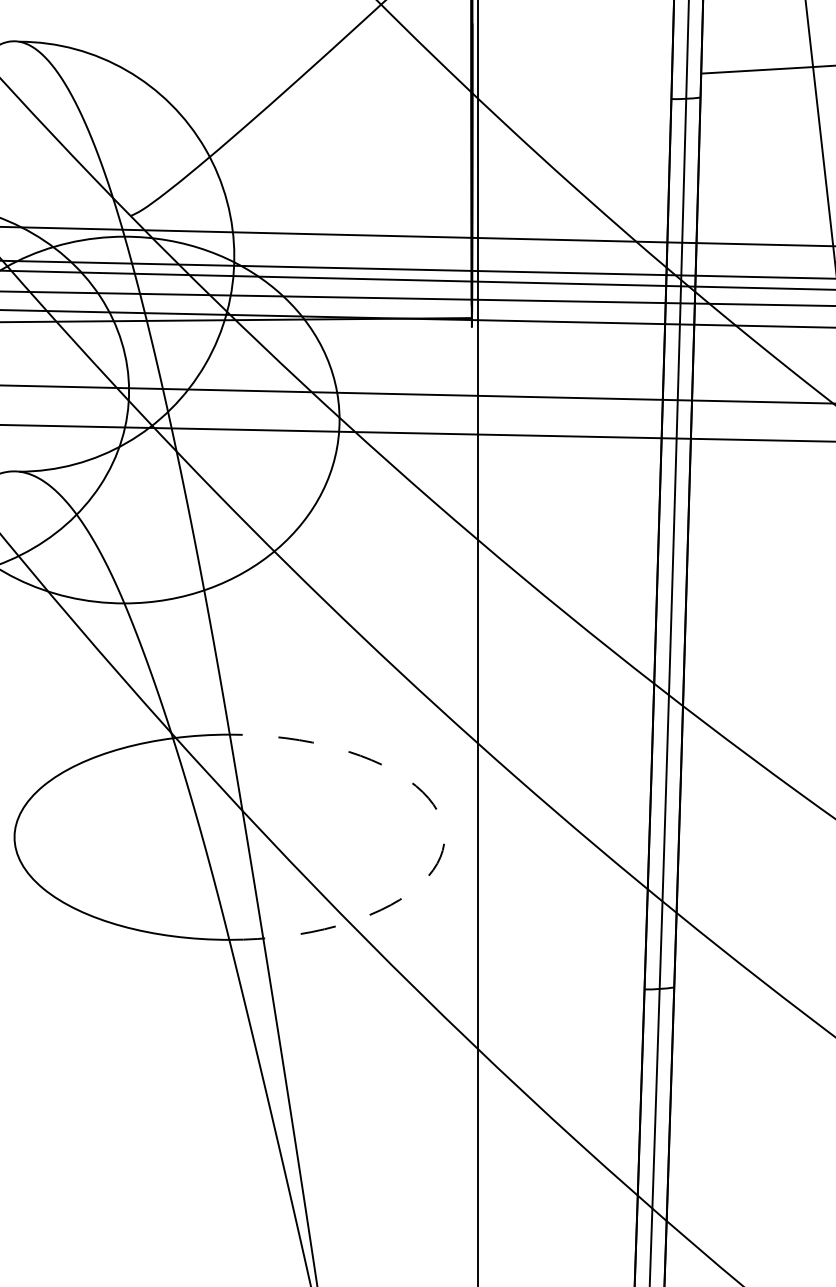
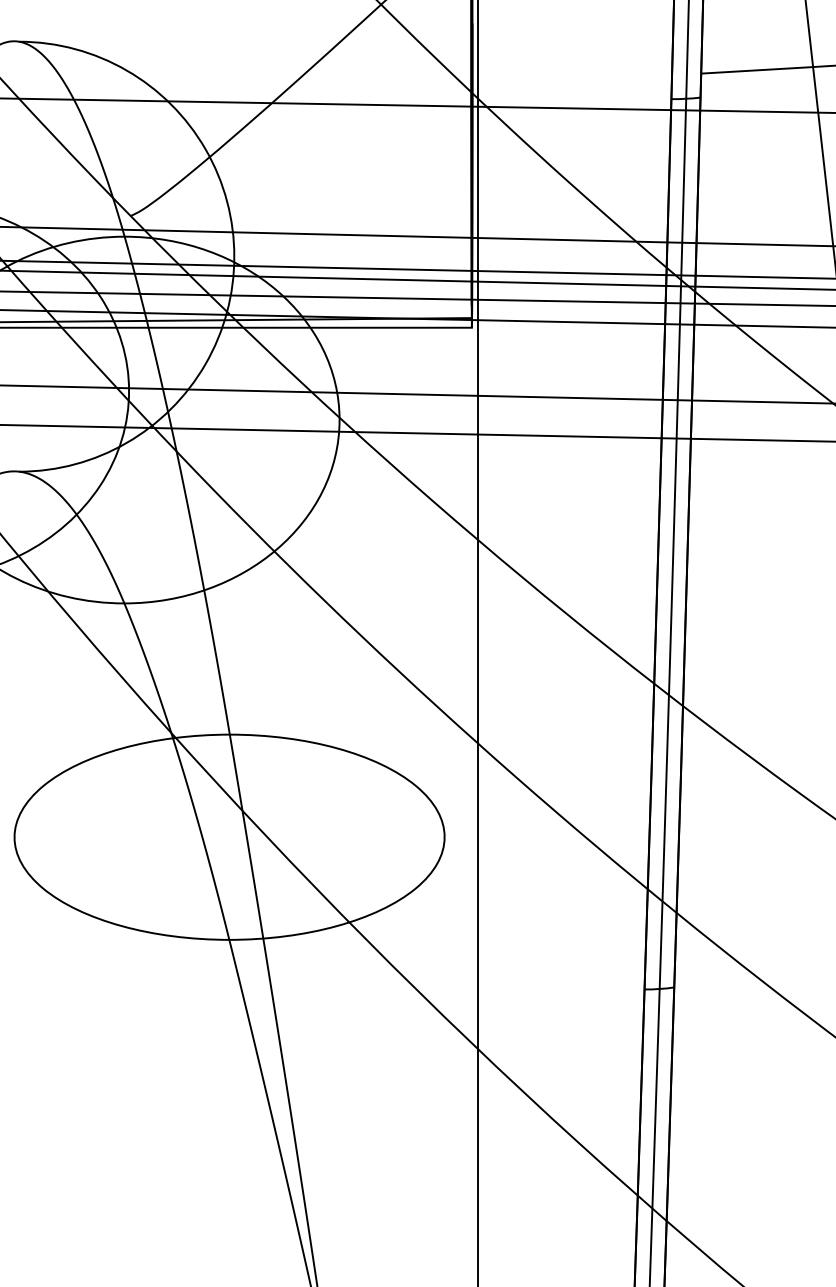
line: none -> present (417, 105)
line: none -> present (236, 327)
arc: dashed -> solid (444, 837)
